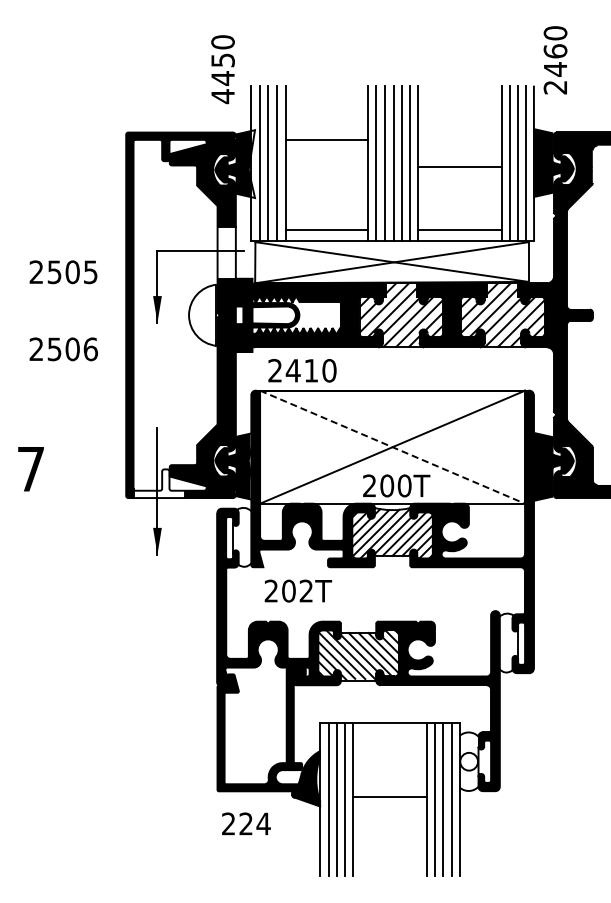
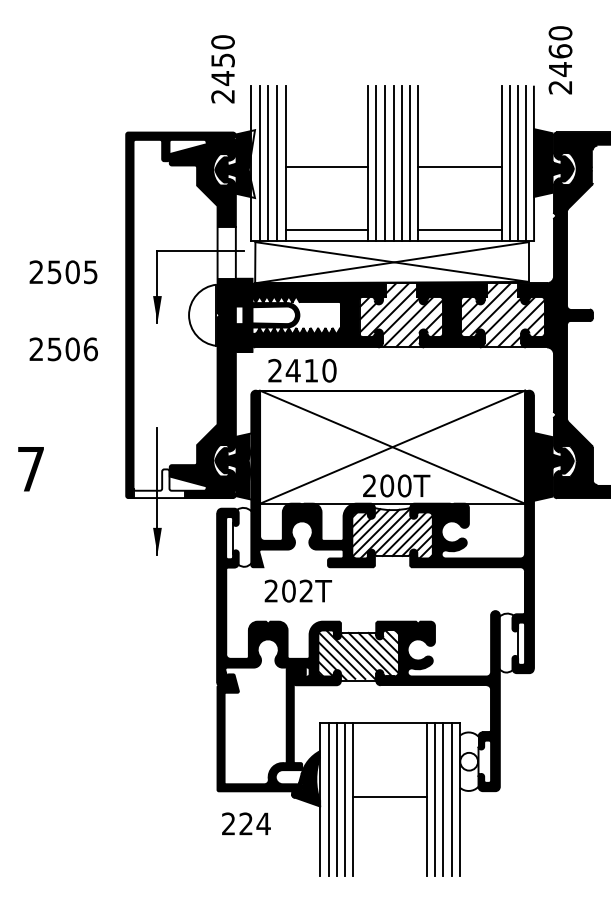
text position: (555, 60) -> (560, 60) (560, 60)
text: 4450 -> 2450 (222, 96)
line position: (326, 140) -> (326, 167) (326, 167)
line: dashed -> solid (393, 447)
